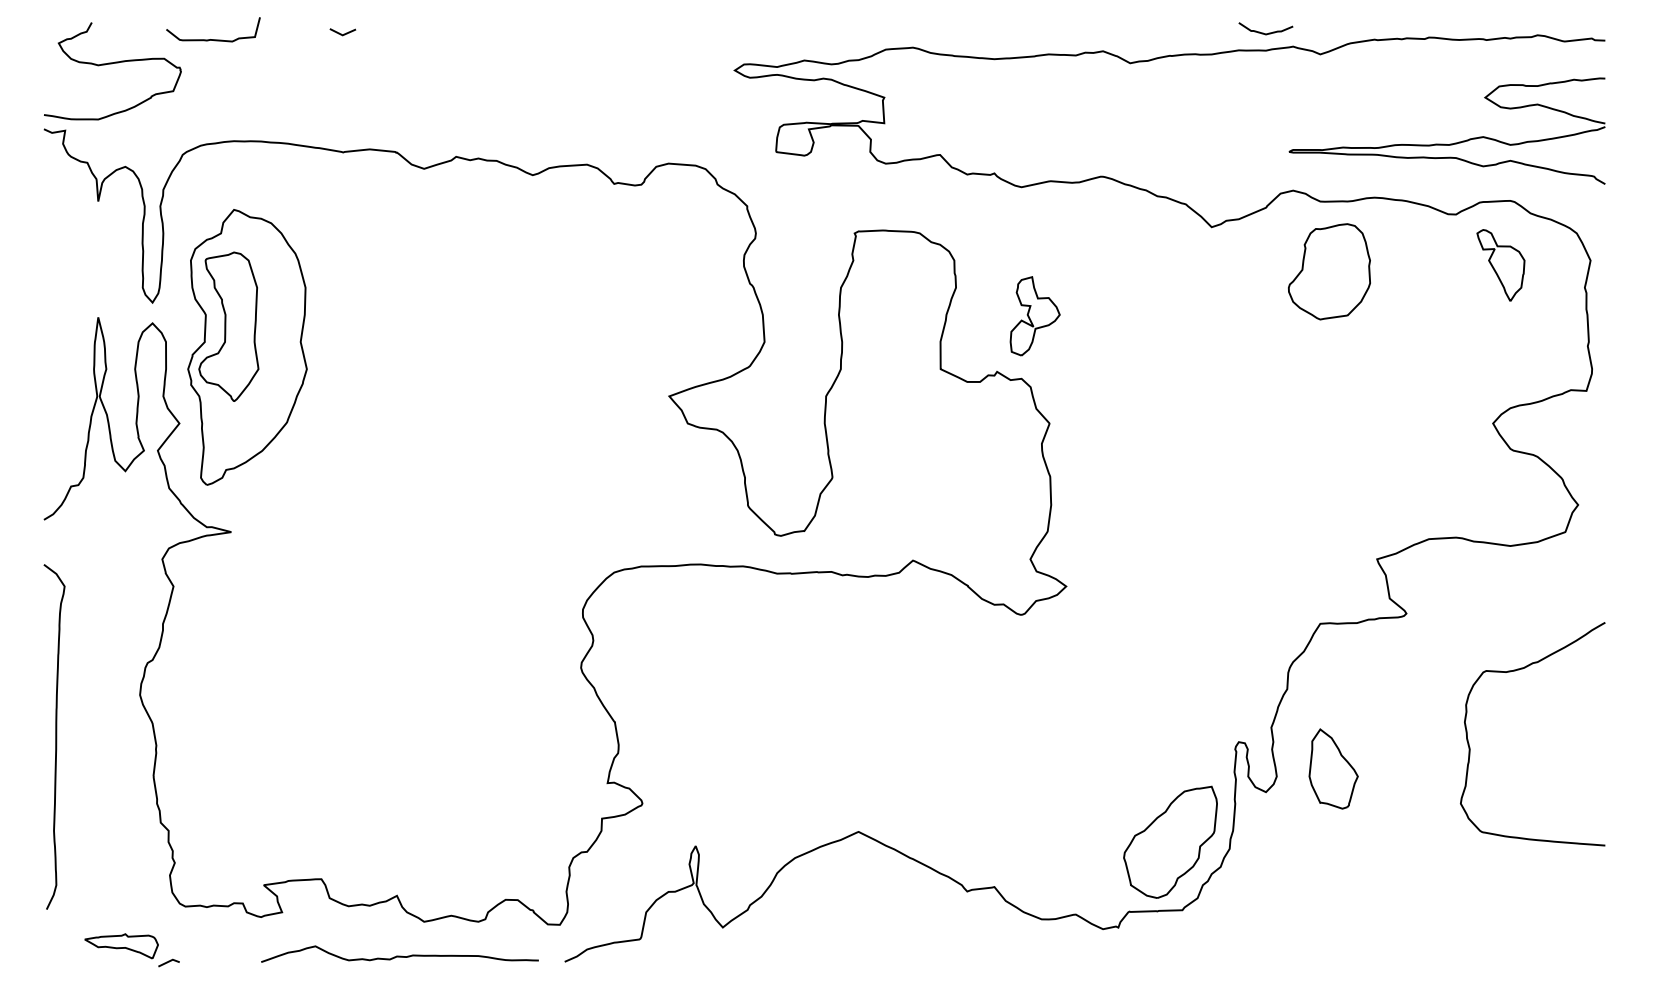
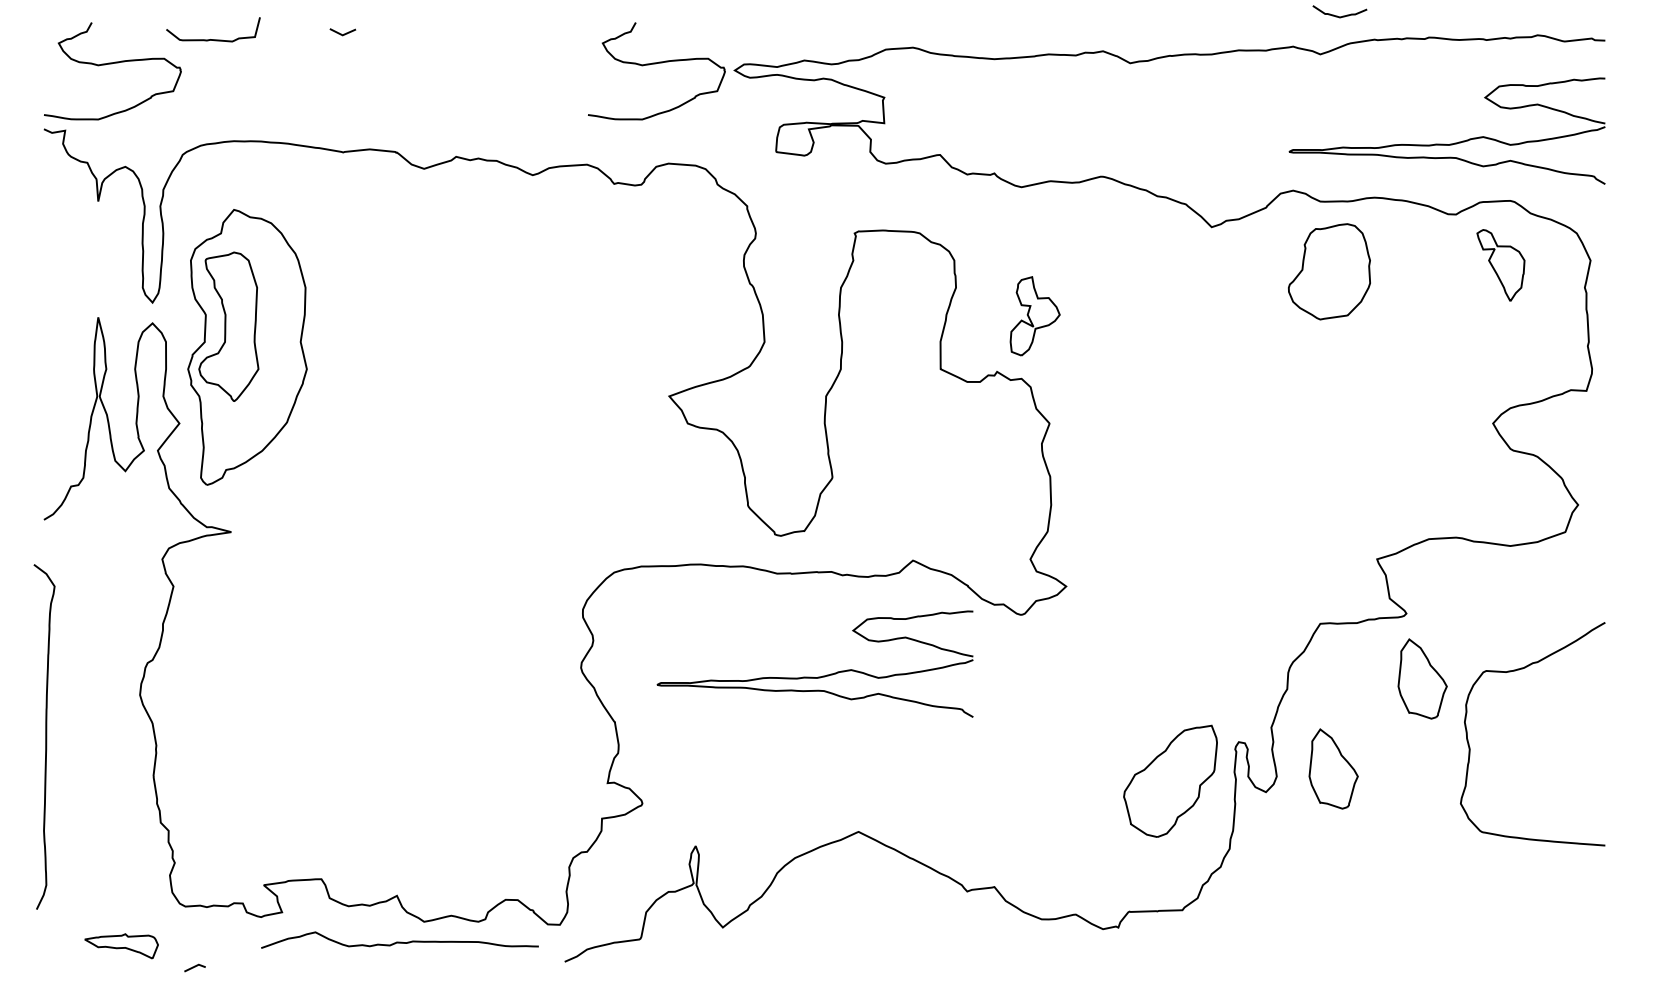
curve position: (1263, 32) -> (1337, 15) (1337, 15)
curve: none -> present (656, 64)
part: none -> present (812, 676)
part: none -> present (1422, 678)
curve position: (55, 736) -> (45, 736) (45, 736)
part position: (1170, 841) -> (1170, 780) (1170, 780)
curve position: (399, 955) -> (399, 941) (399, 941)
line position: (168, 962) -> (194, 967) (194, 967)
